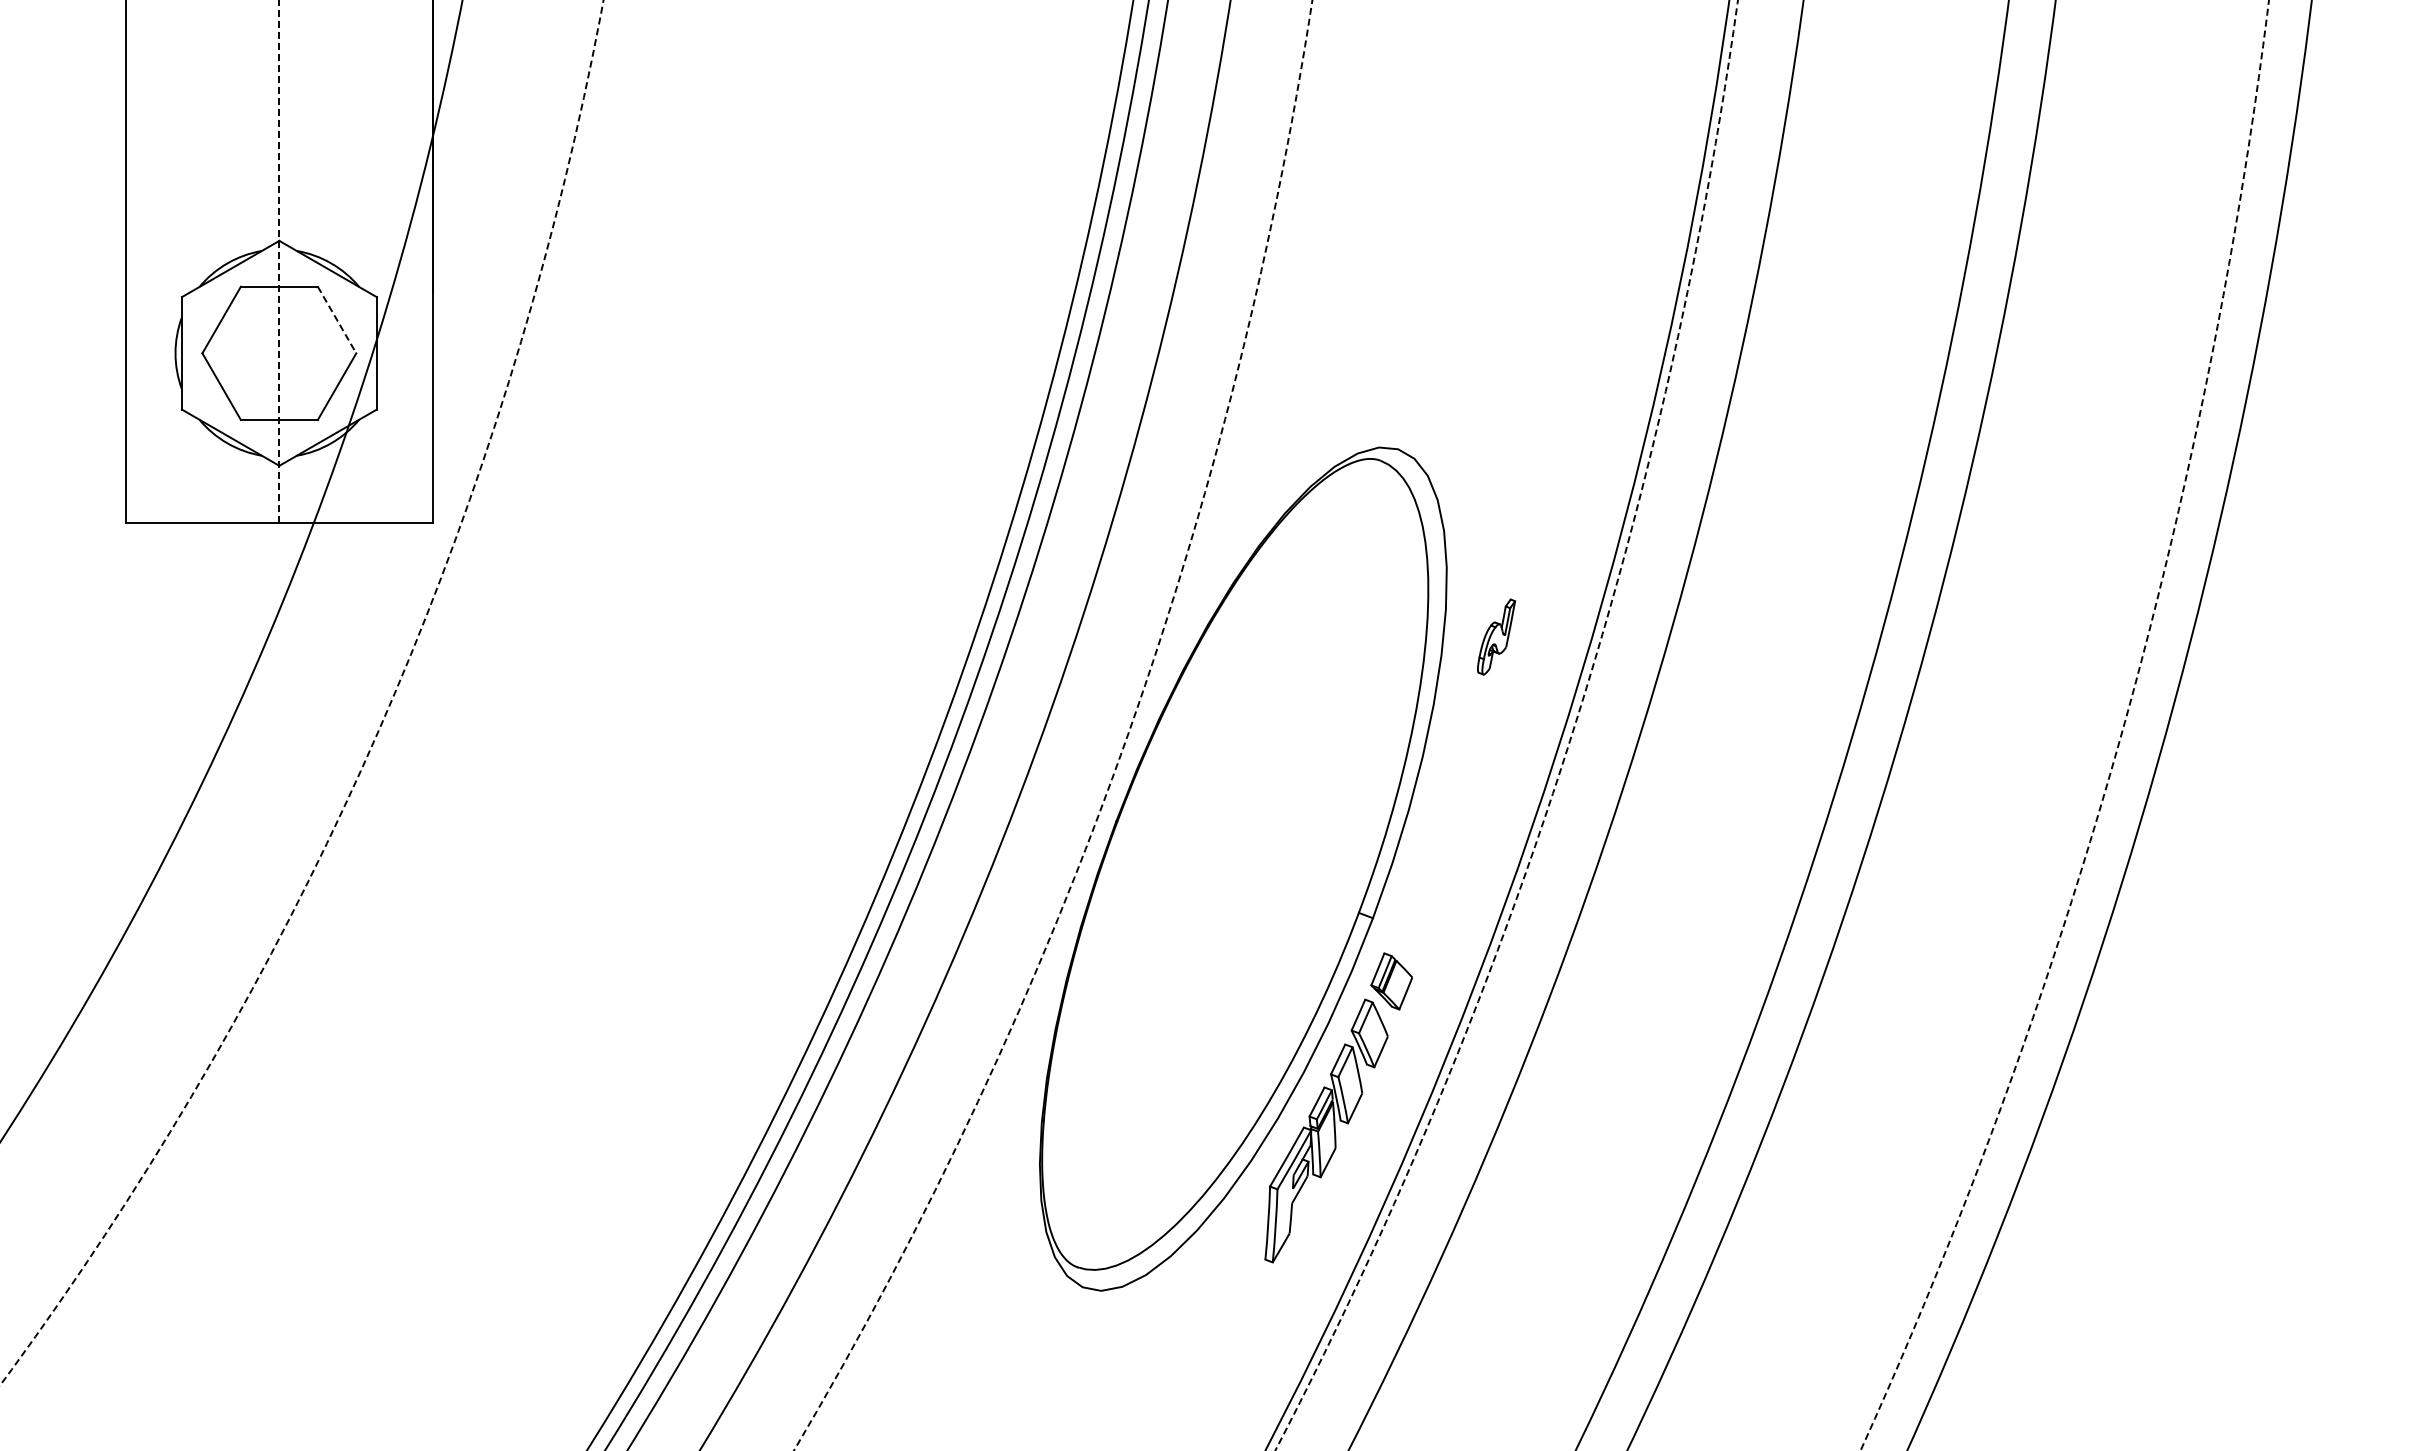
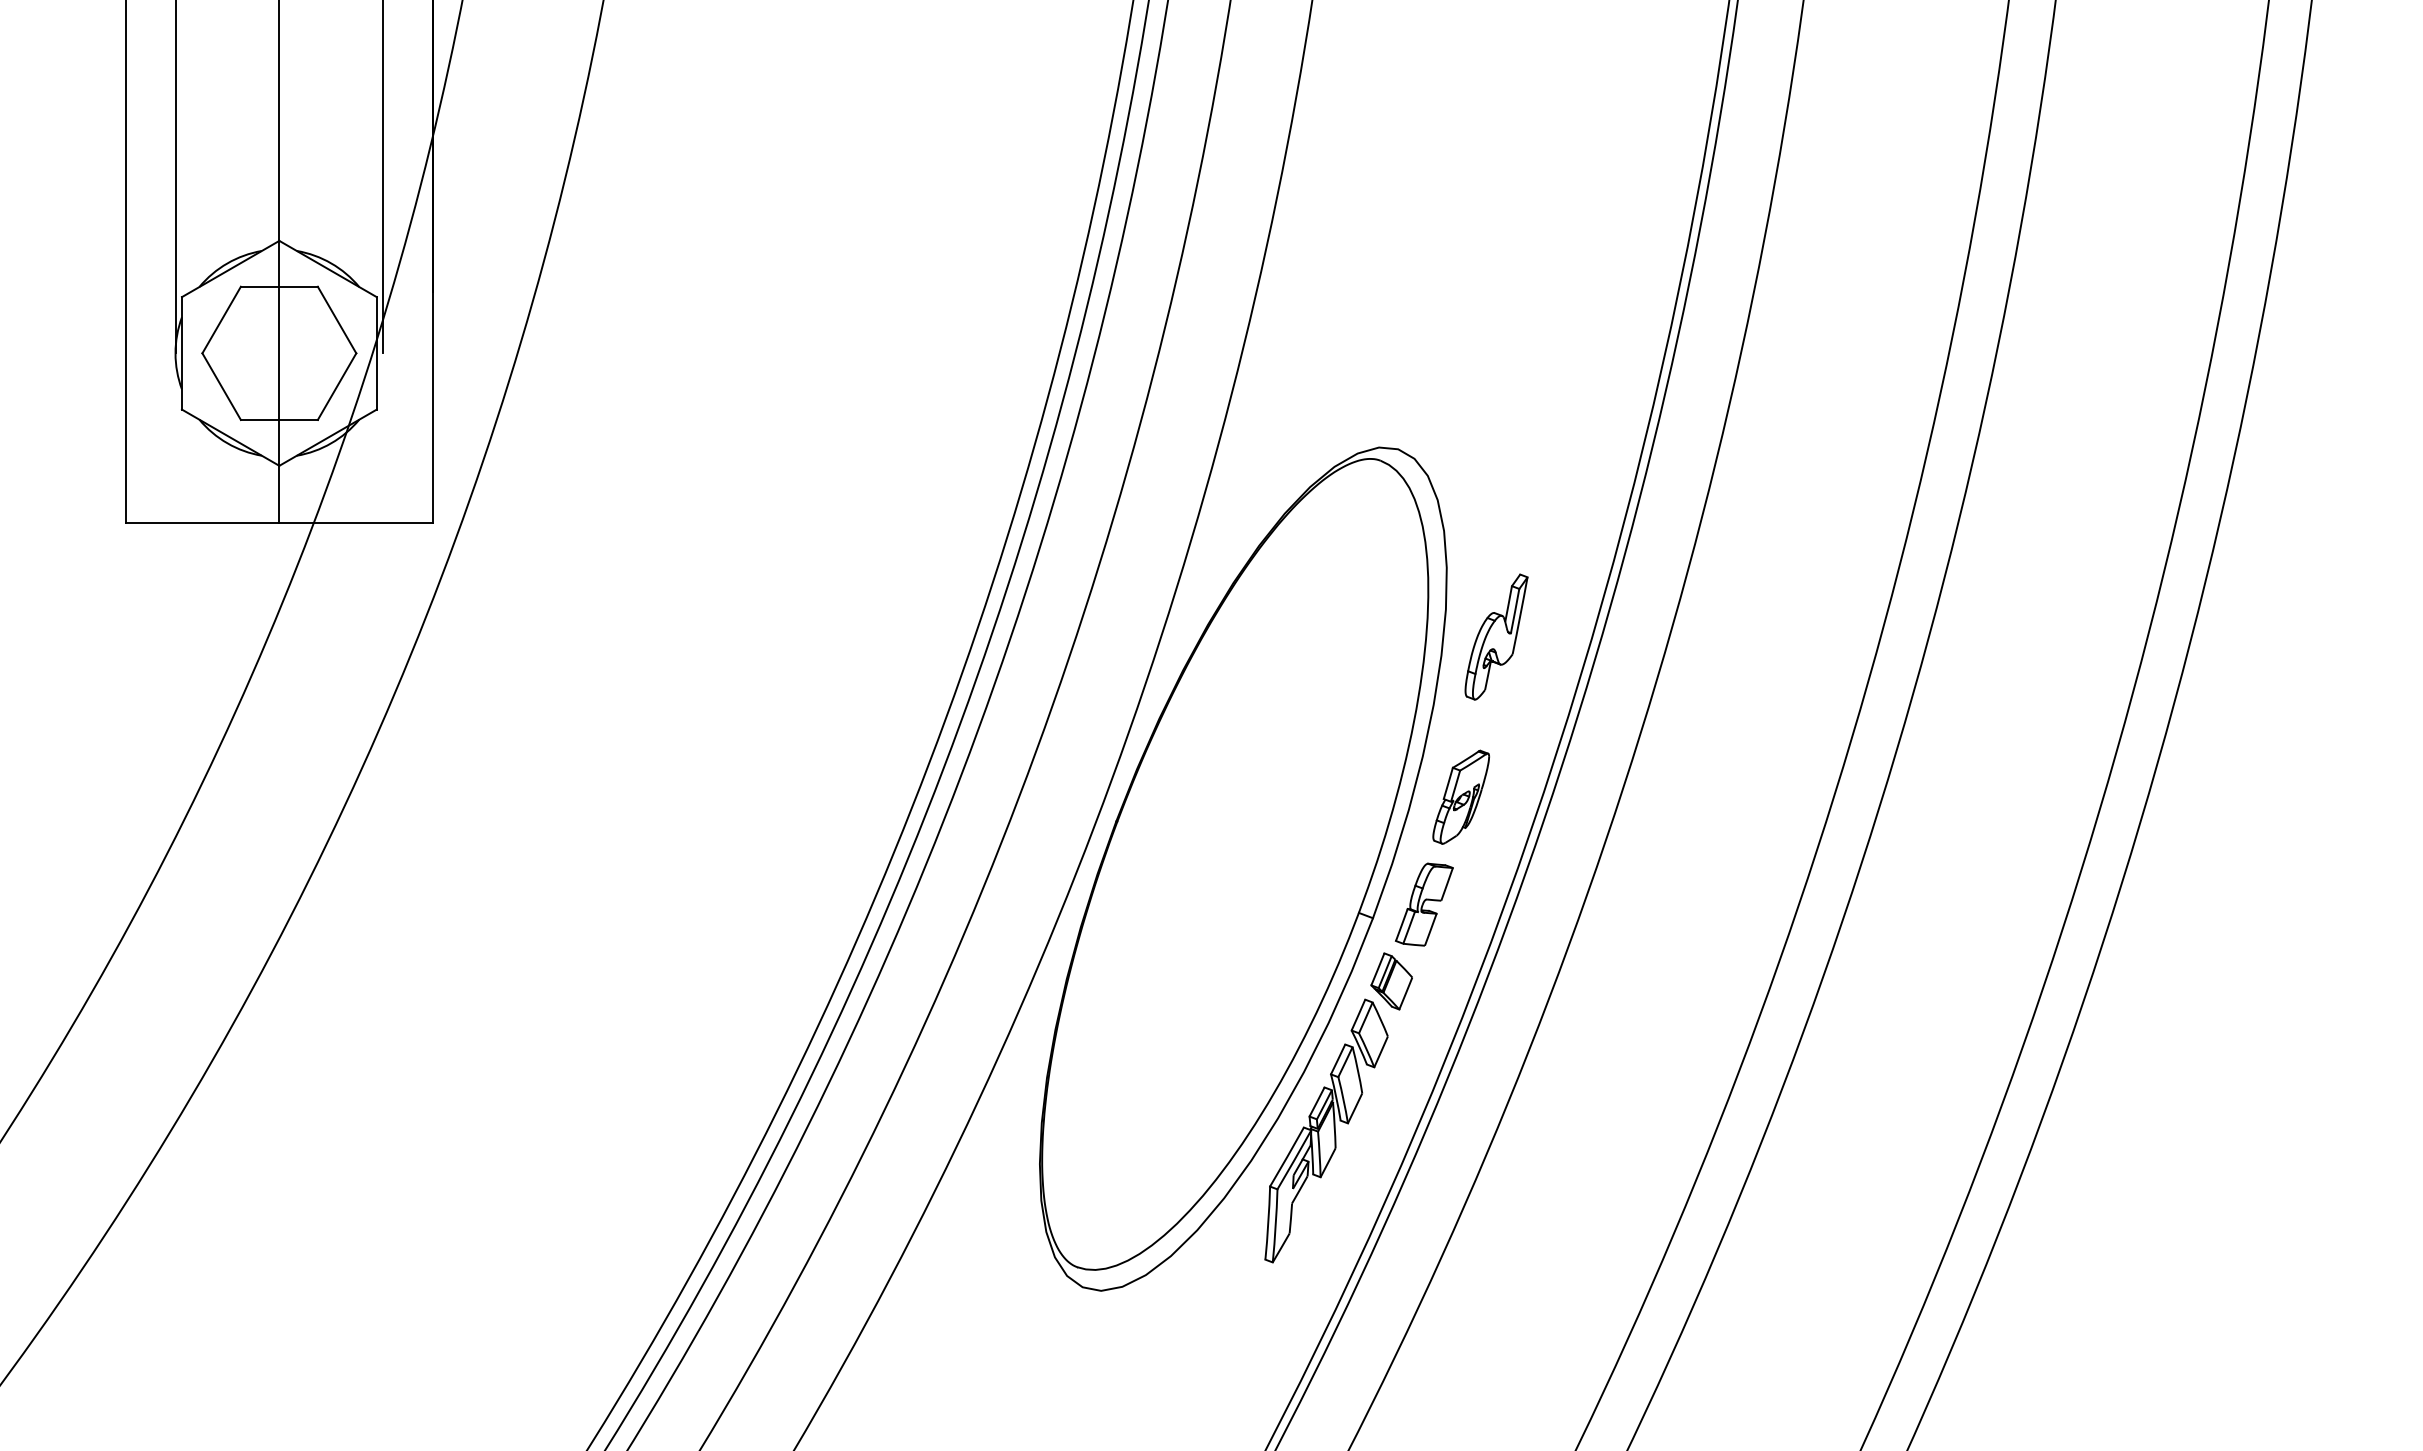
line: none -> present (175, 177)
line: none -> present (383, 177)
line: dashed -> solid (279, 261)
line: dashed -> solid (337, 320)
part size: 40x78 px -> 65x128 px (1496, 636)
circle: dashed -> solid (301, 692)
circle: dashed -> solid (1052, 725)
circle: dashed -> solid (1506, 725)
circle: dashed -> solid (2064, 725)
part: none -> present (1460, 796)
part: none -> present (1423, 904)
